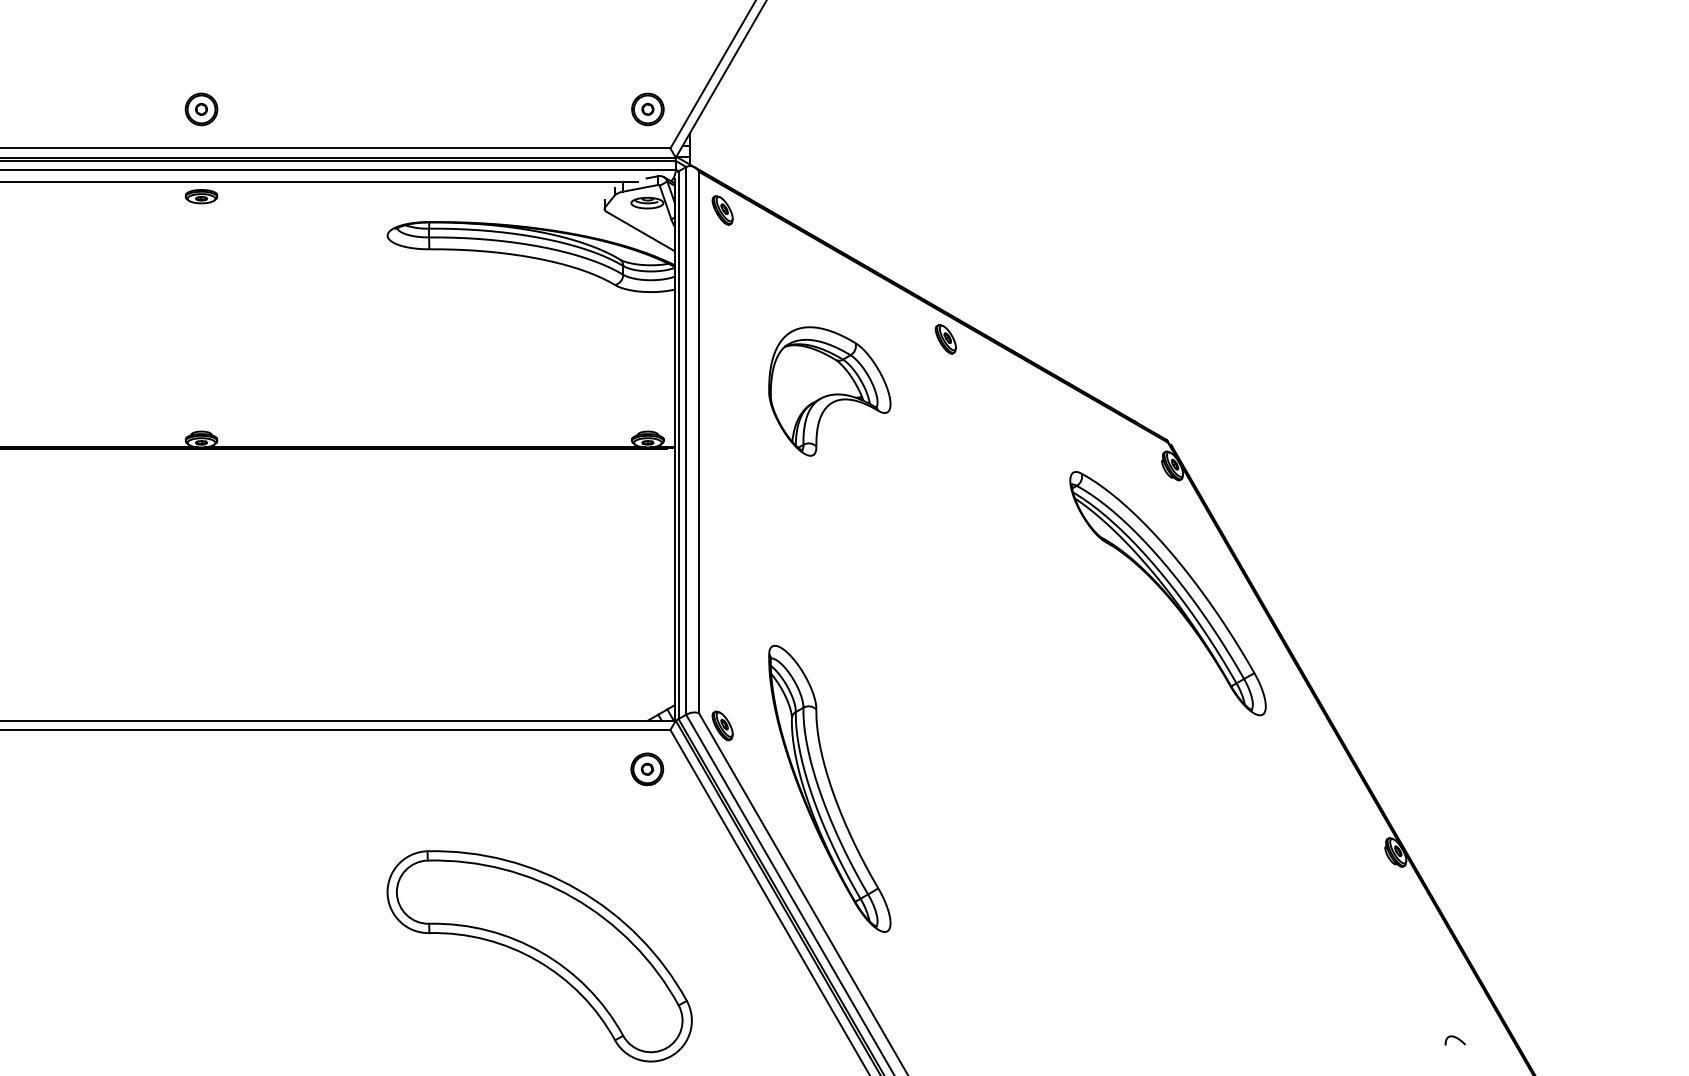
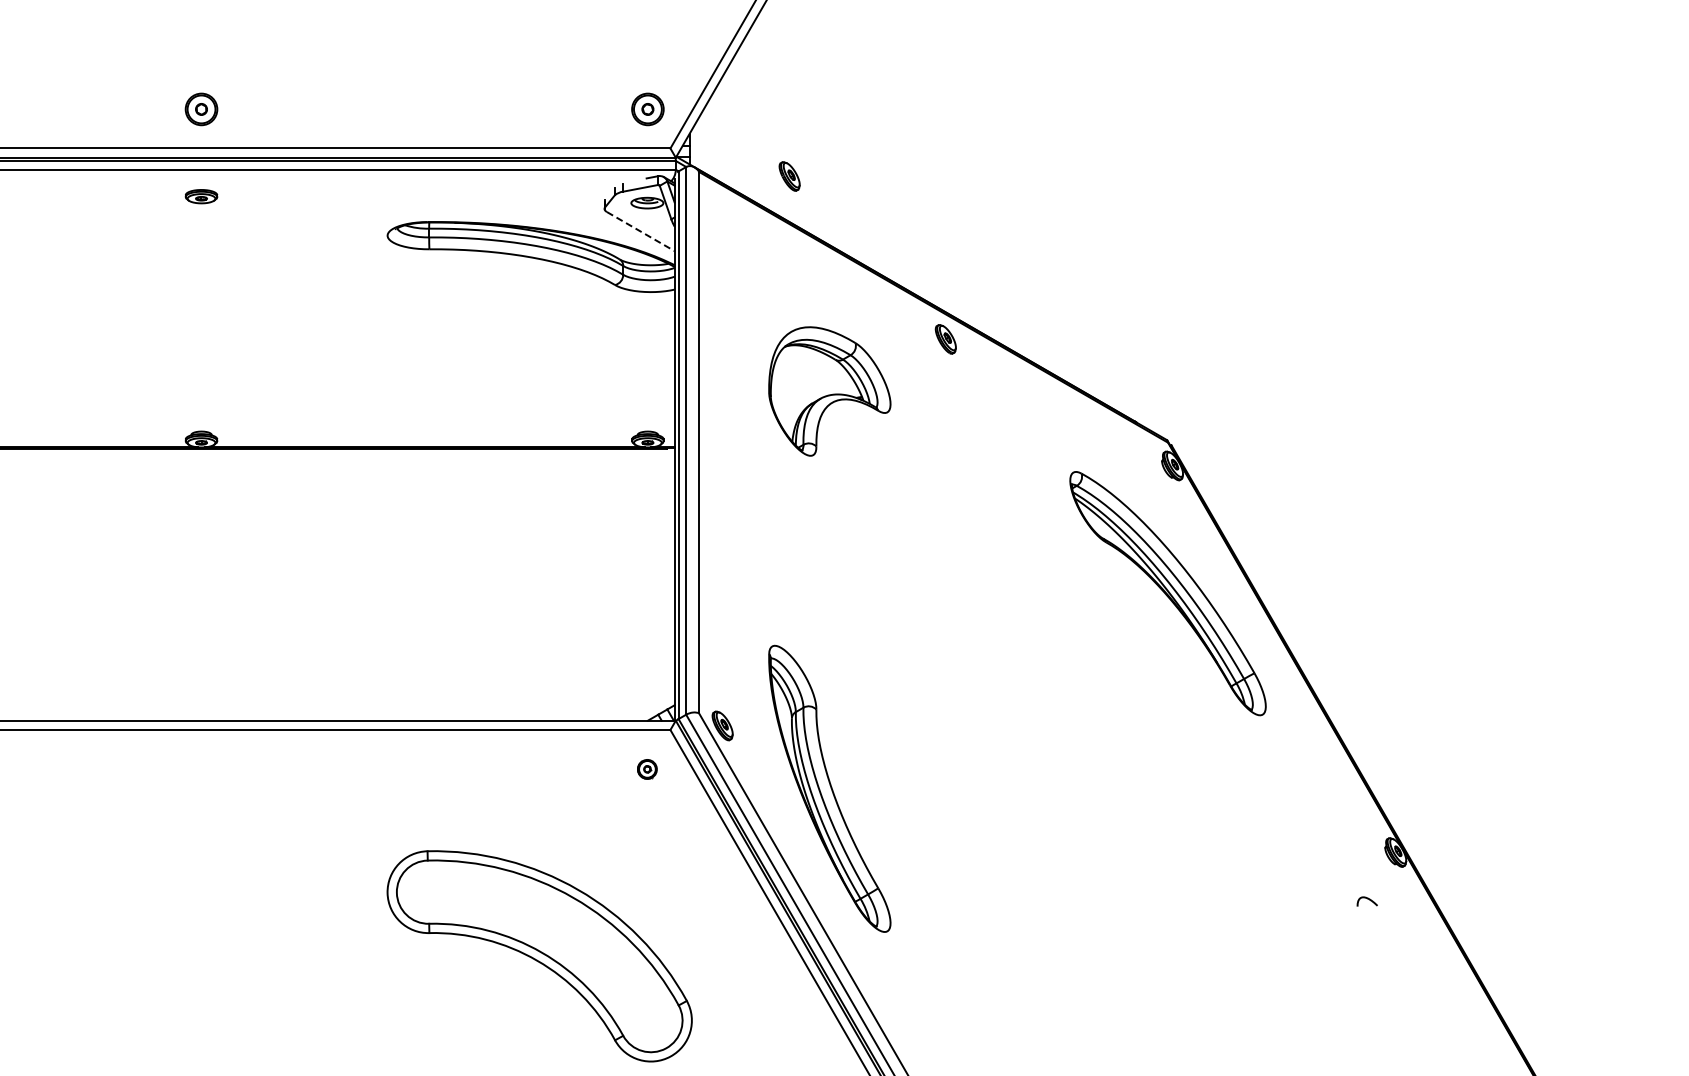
line: present -> none (319, 181)
part position: (722, 210) -> (789, 176) (789, 176)
line: solid -> dashed (641, 231)
part size: 35x35 px -> 21x21 px (647, 769)
curve position: (1455, 1038) -> (1367, 899) (1367, 899)
